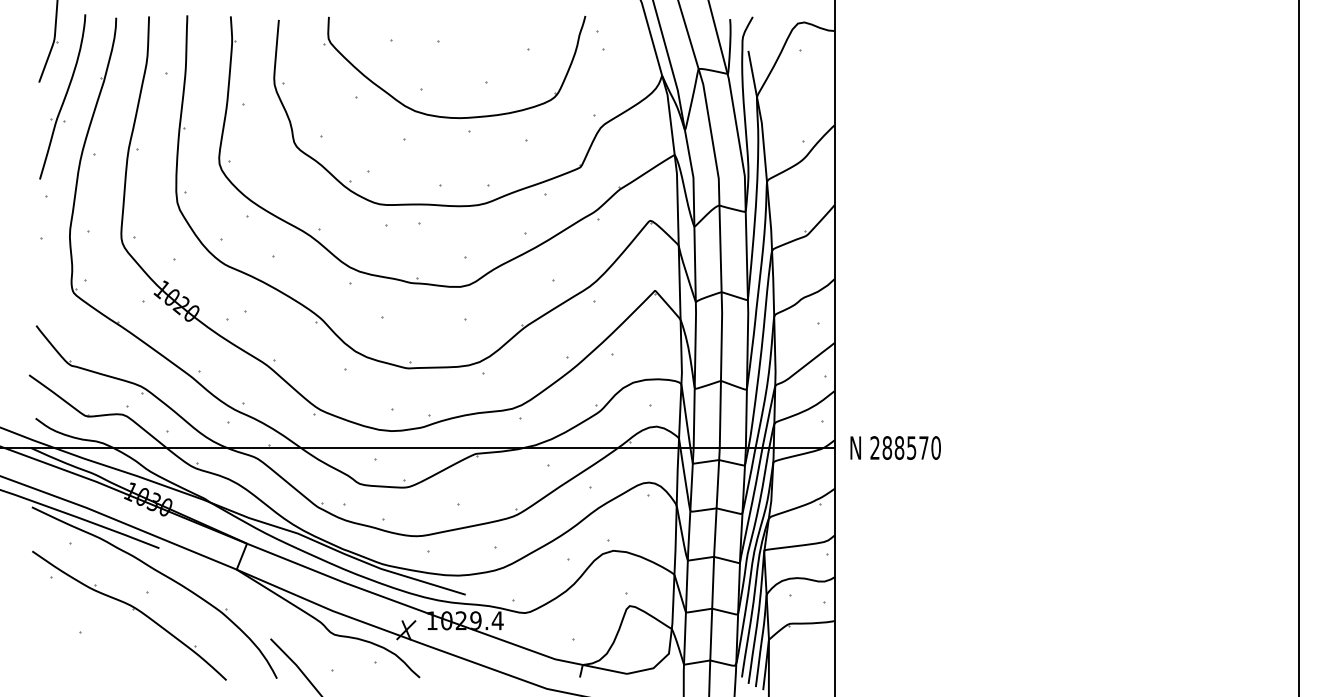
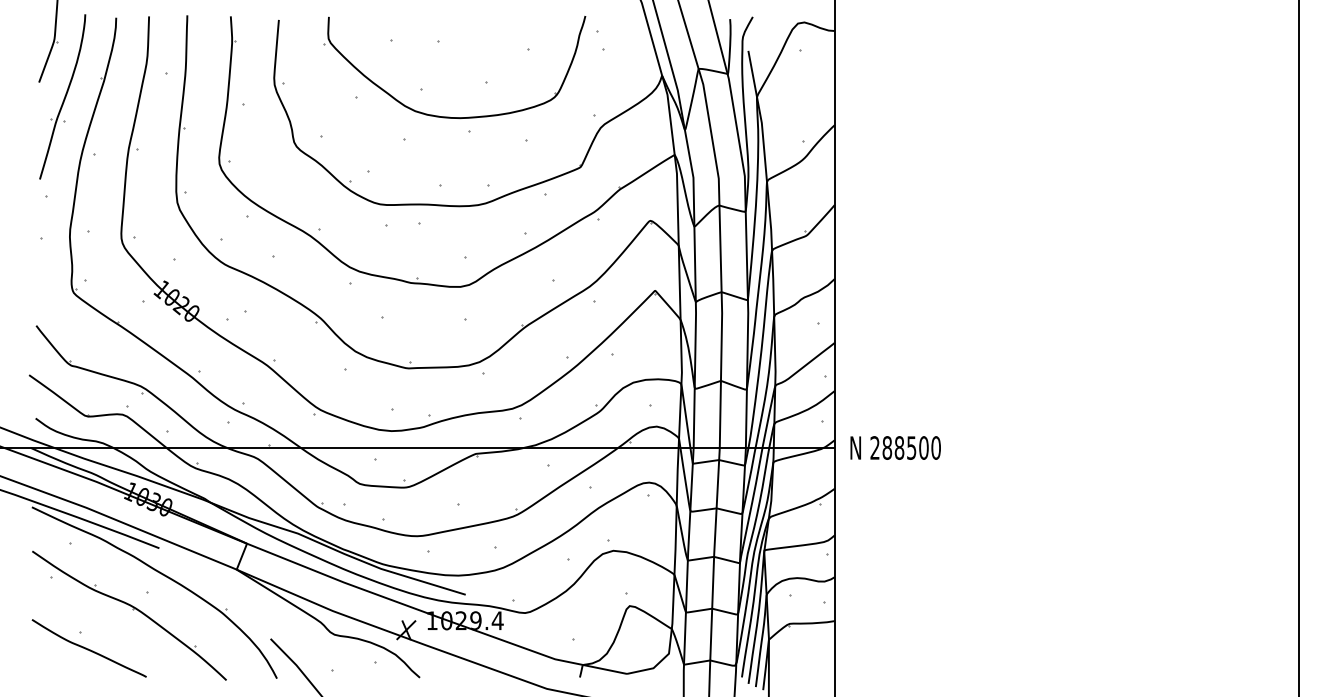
text: 288570 -> 288500 (923, 447)
curve: none -> present (88, 648)
